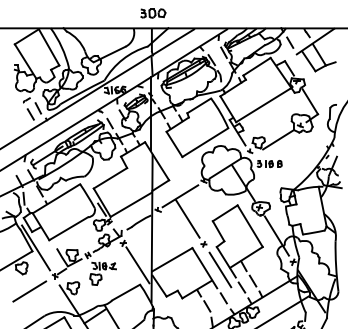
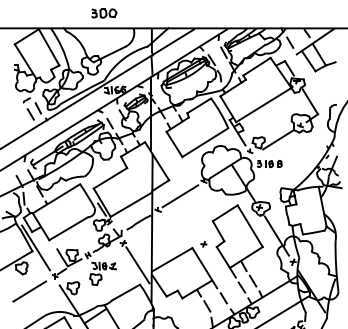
part position: (153, 13) -> (104, 13) (104, 13)
line: present -> none (187, 218)
line: present -> none (220, 269)
